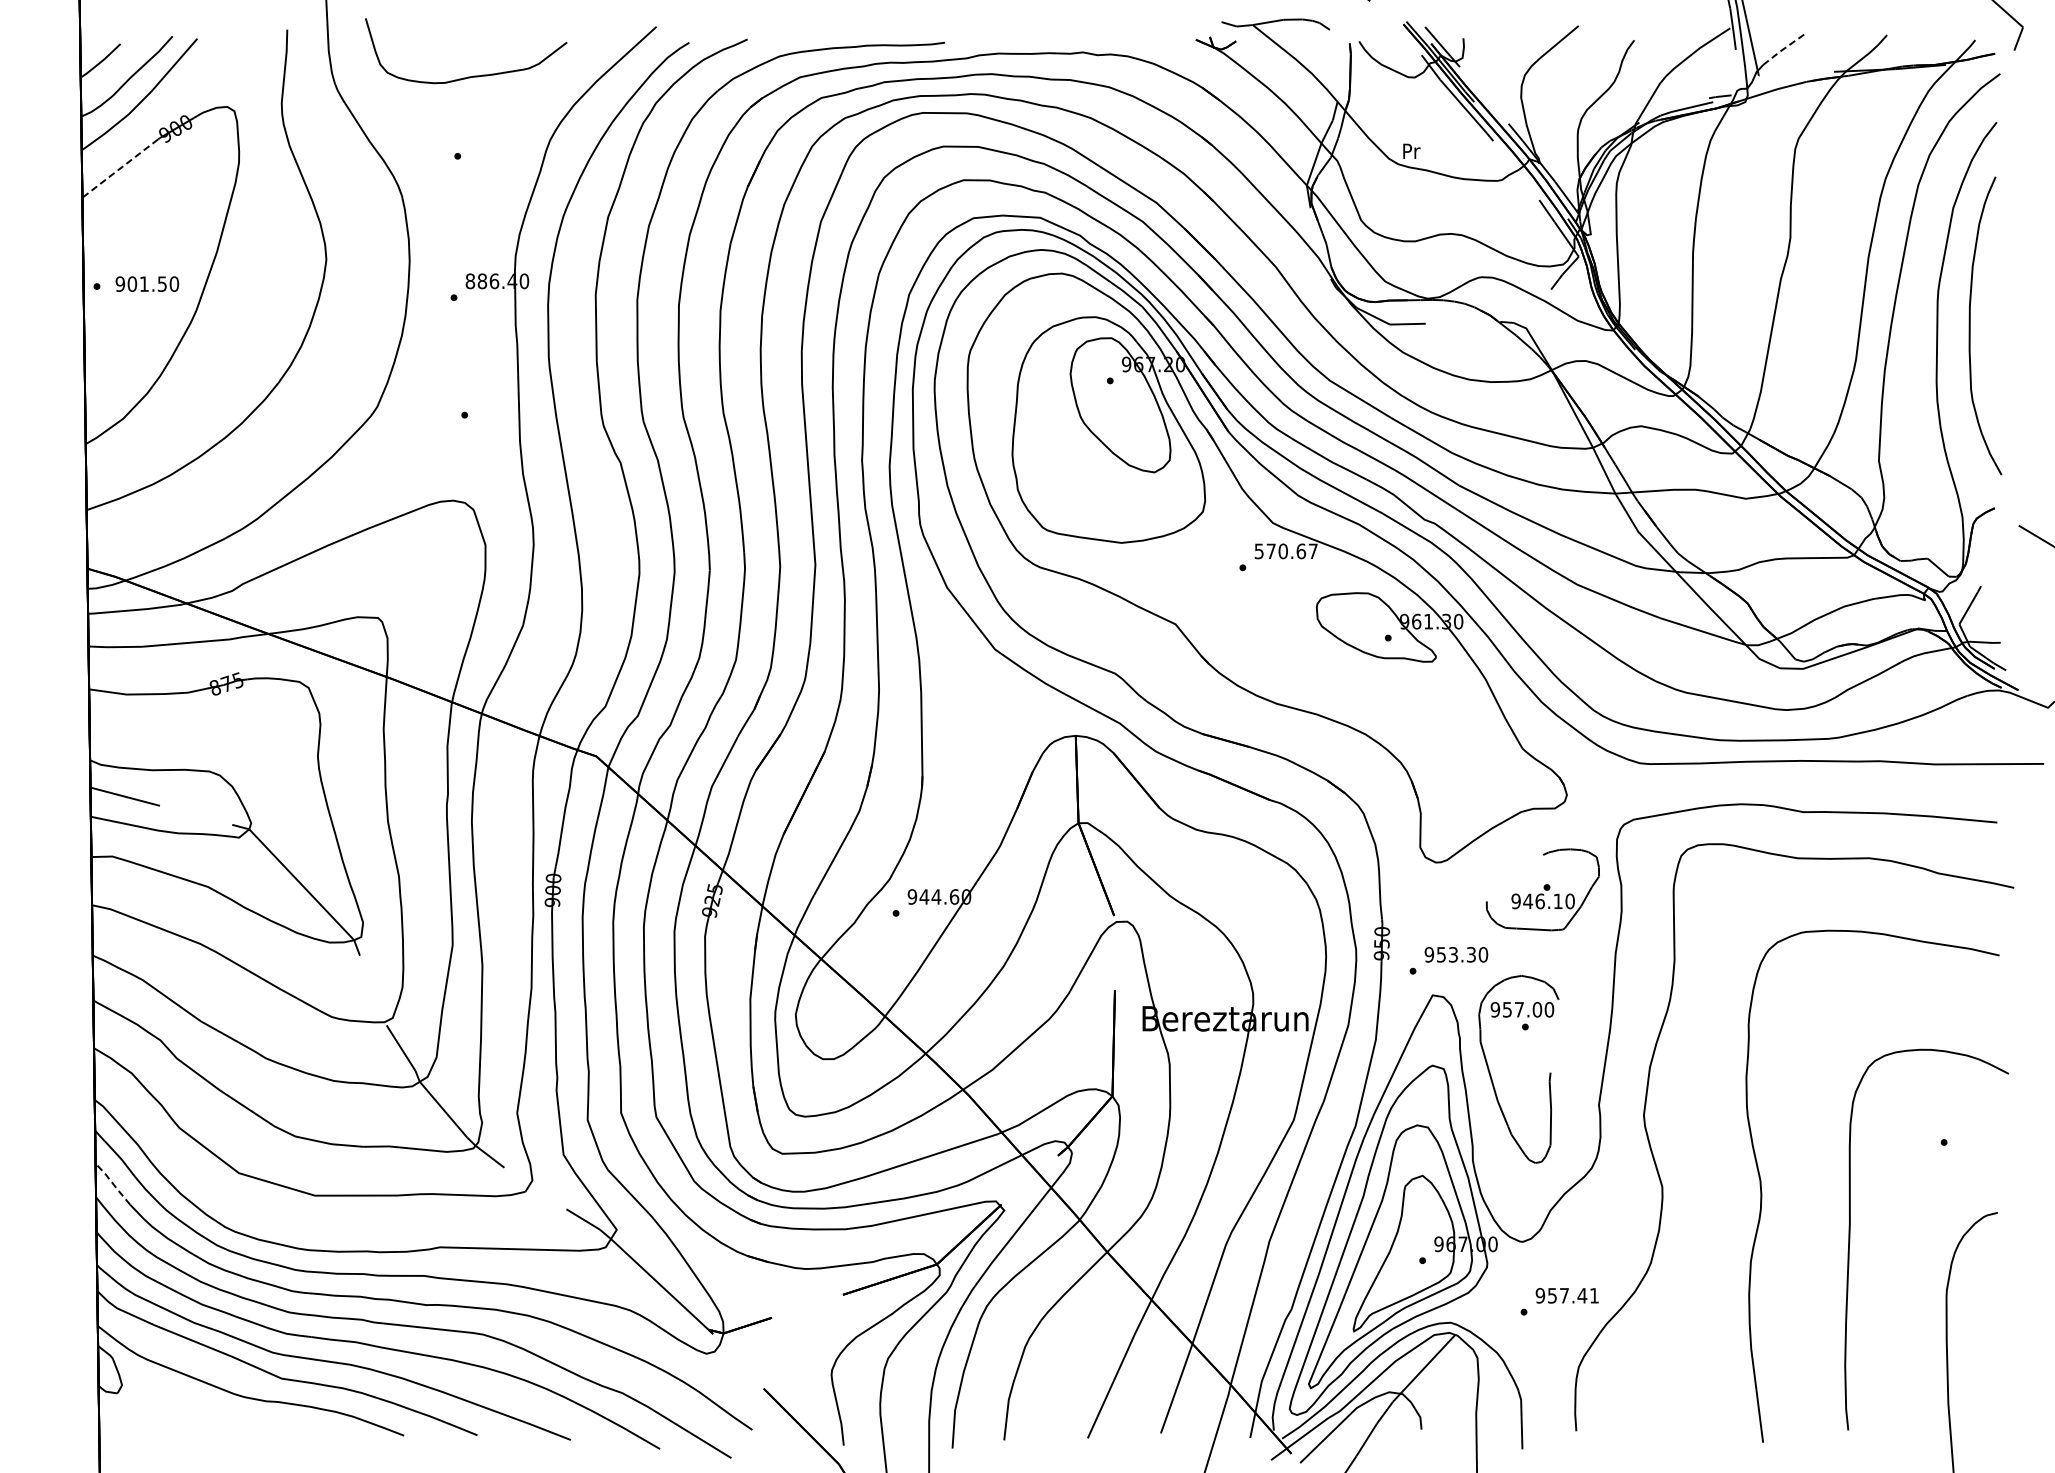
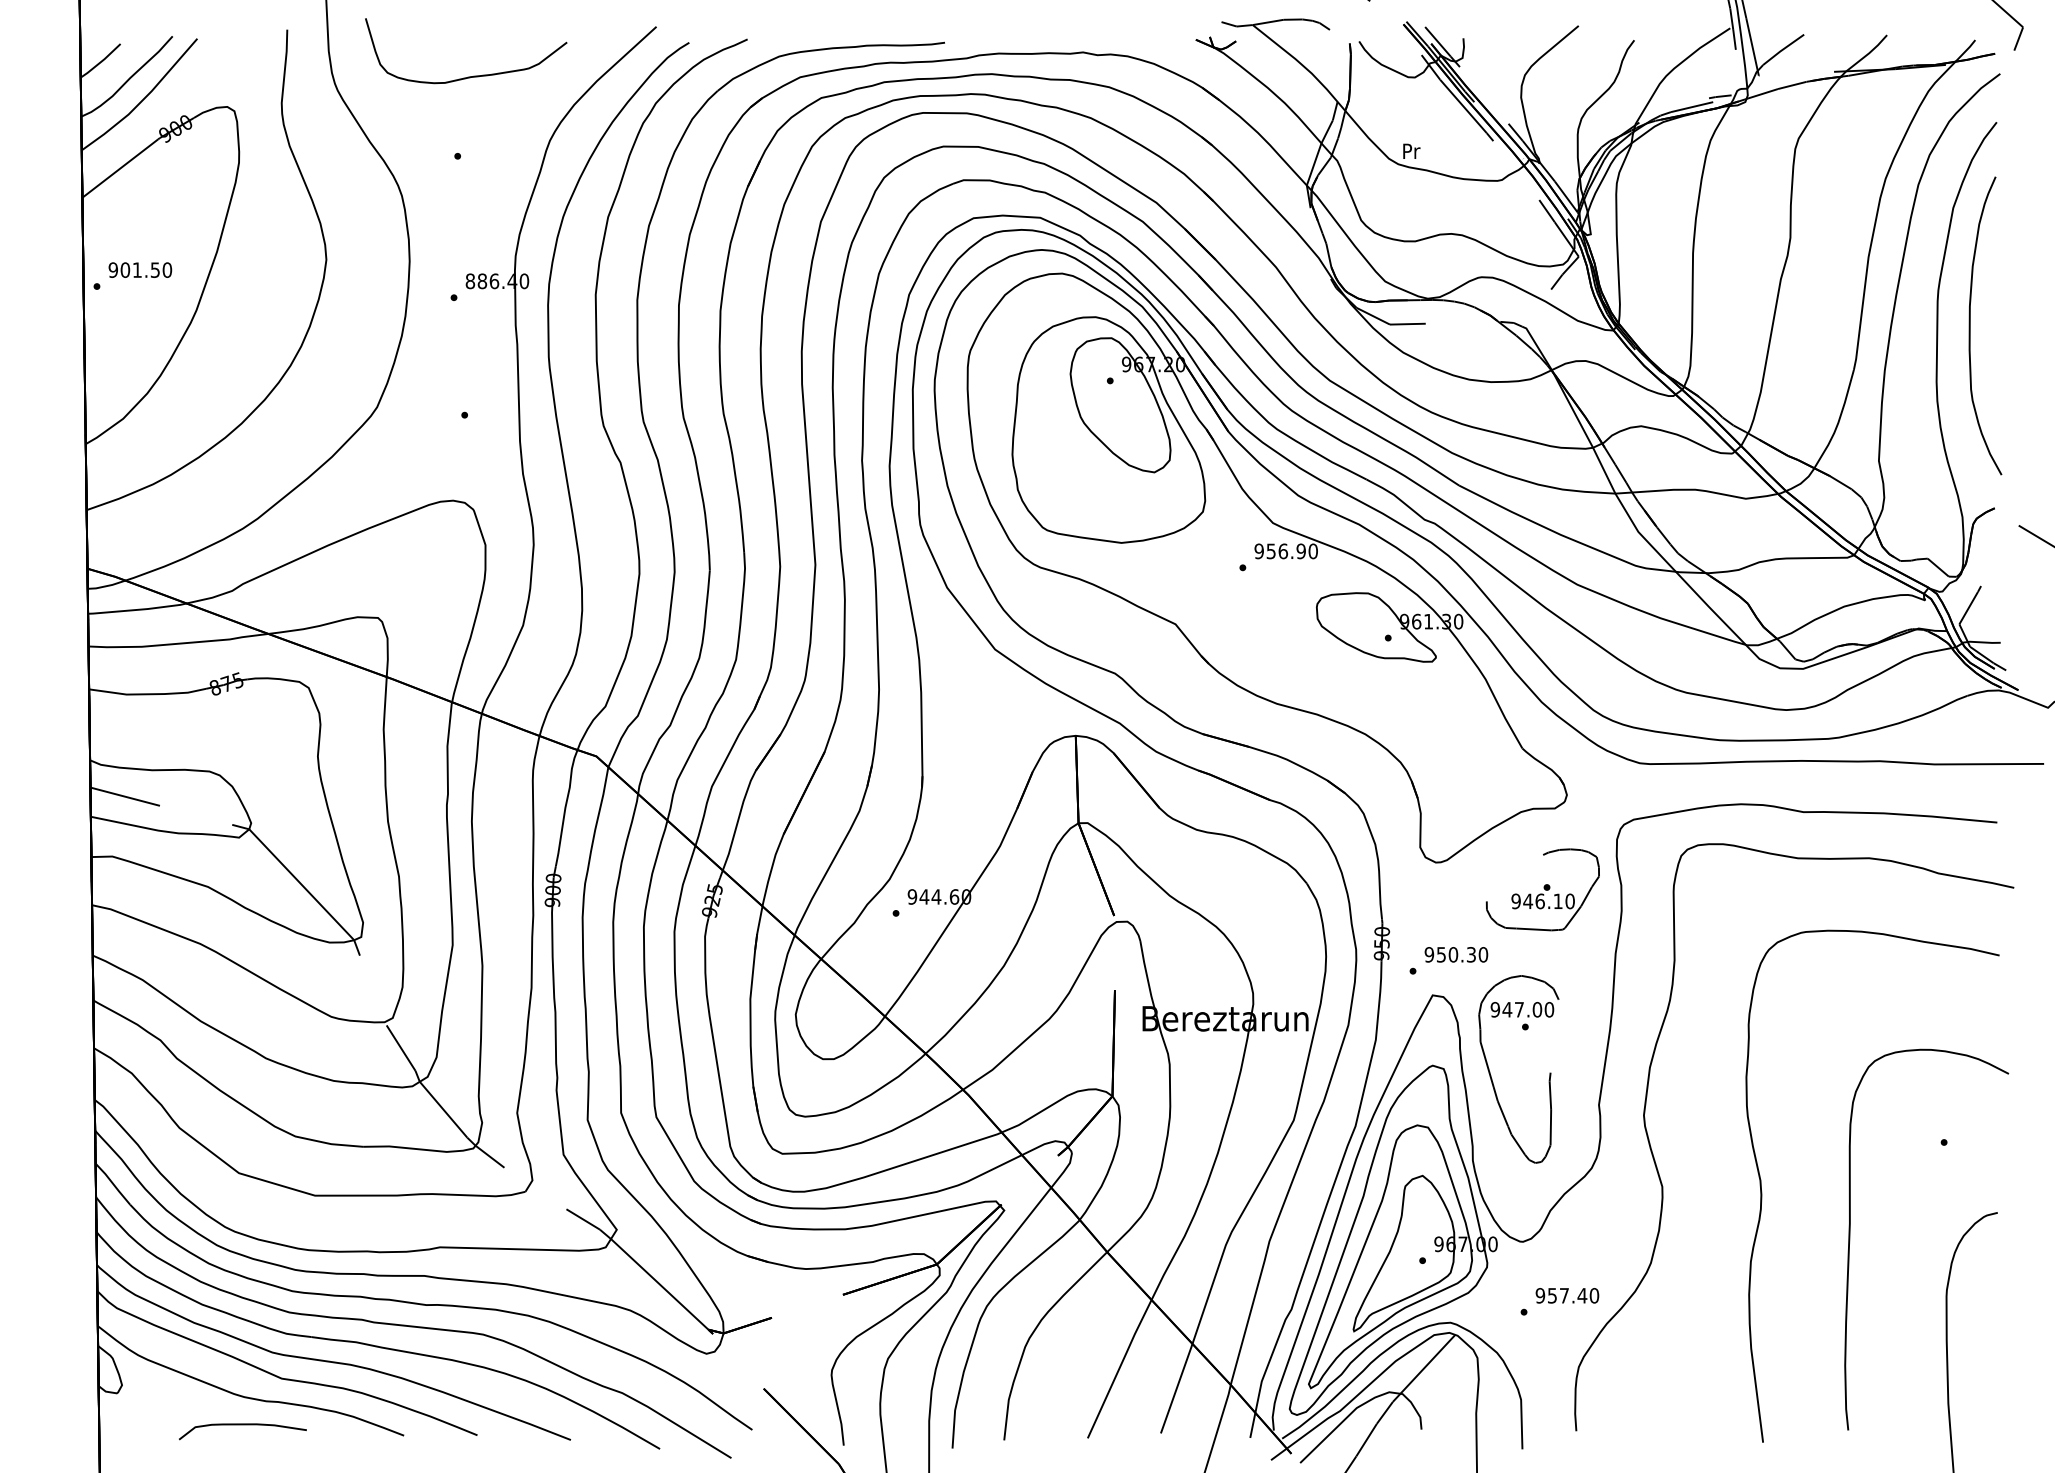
line: dashed -> solid (1782, 49)
line: dashed -> solid (120, 168)
text position: (147, 283) -> (140, 269) (140, 269)
text: 570.67 -> 956.90 (1285, 551)
text: 953.30 -> 950.30 (1453, 954)
text: 957.00 -> 947.00 (1507, 1009)
line: dashed -> solid (112, 1183)
text: 957.41 -> 957.40 (1594, 1295)
curve: none -> present (242, 1425)
